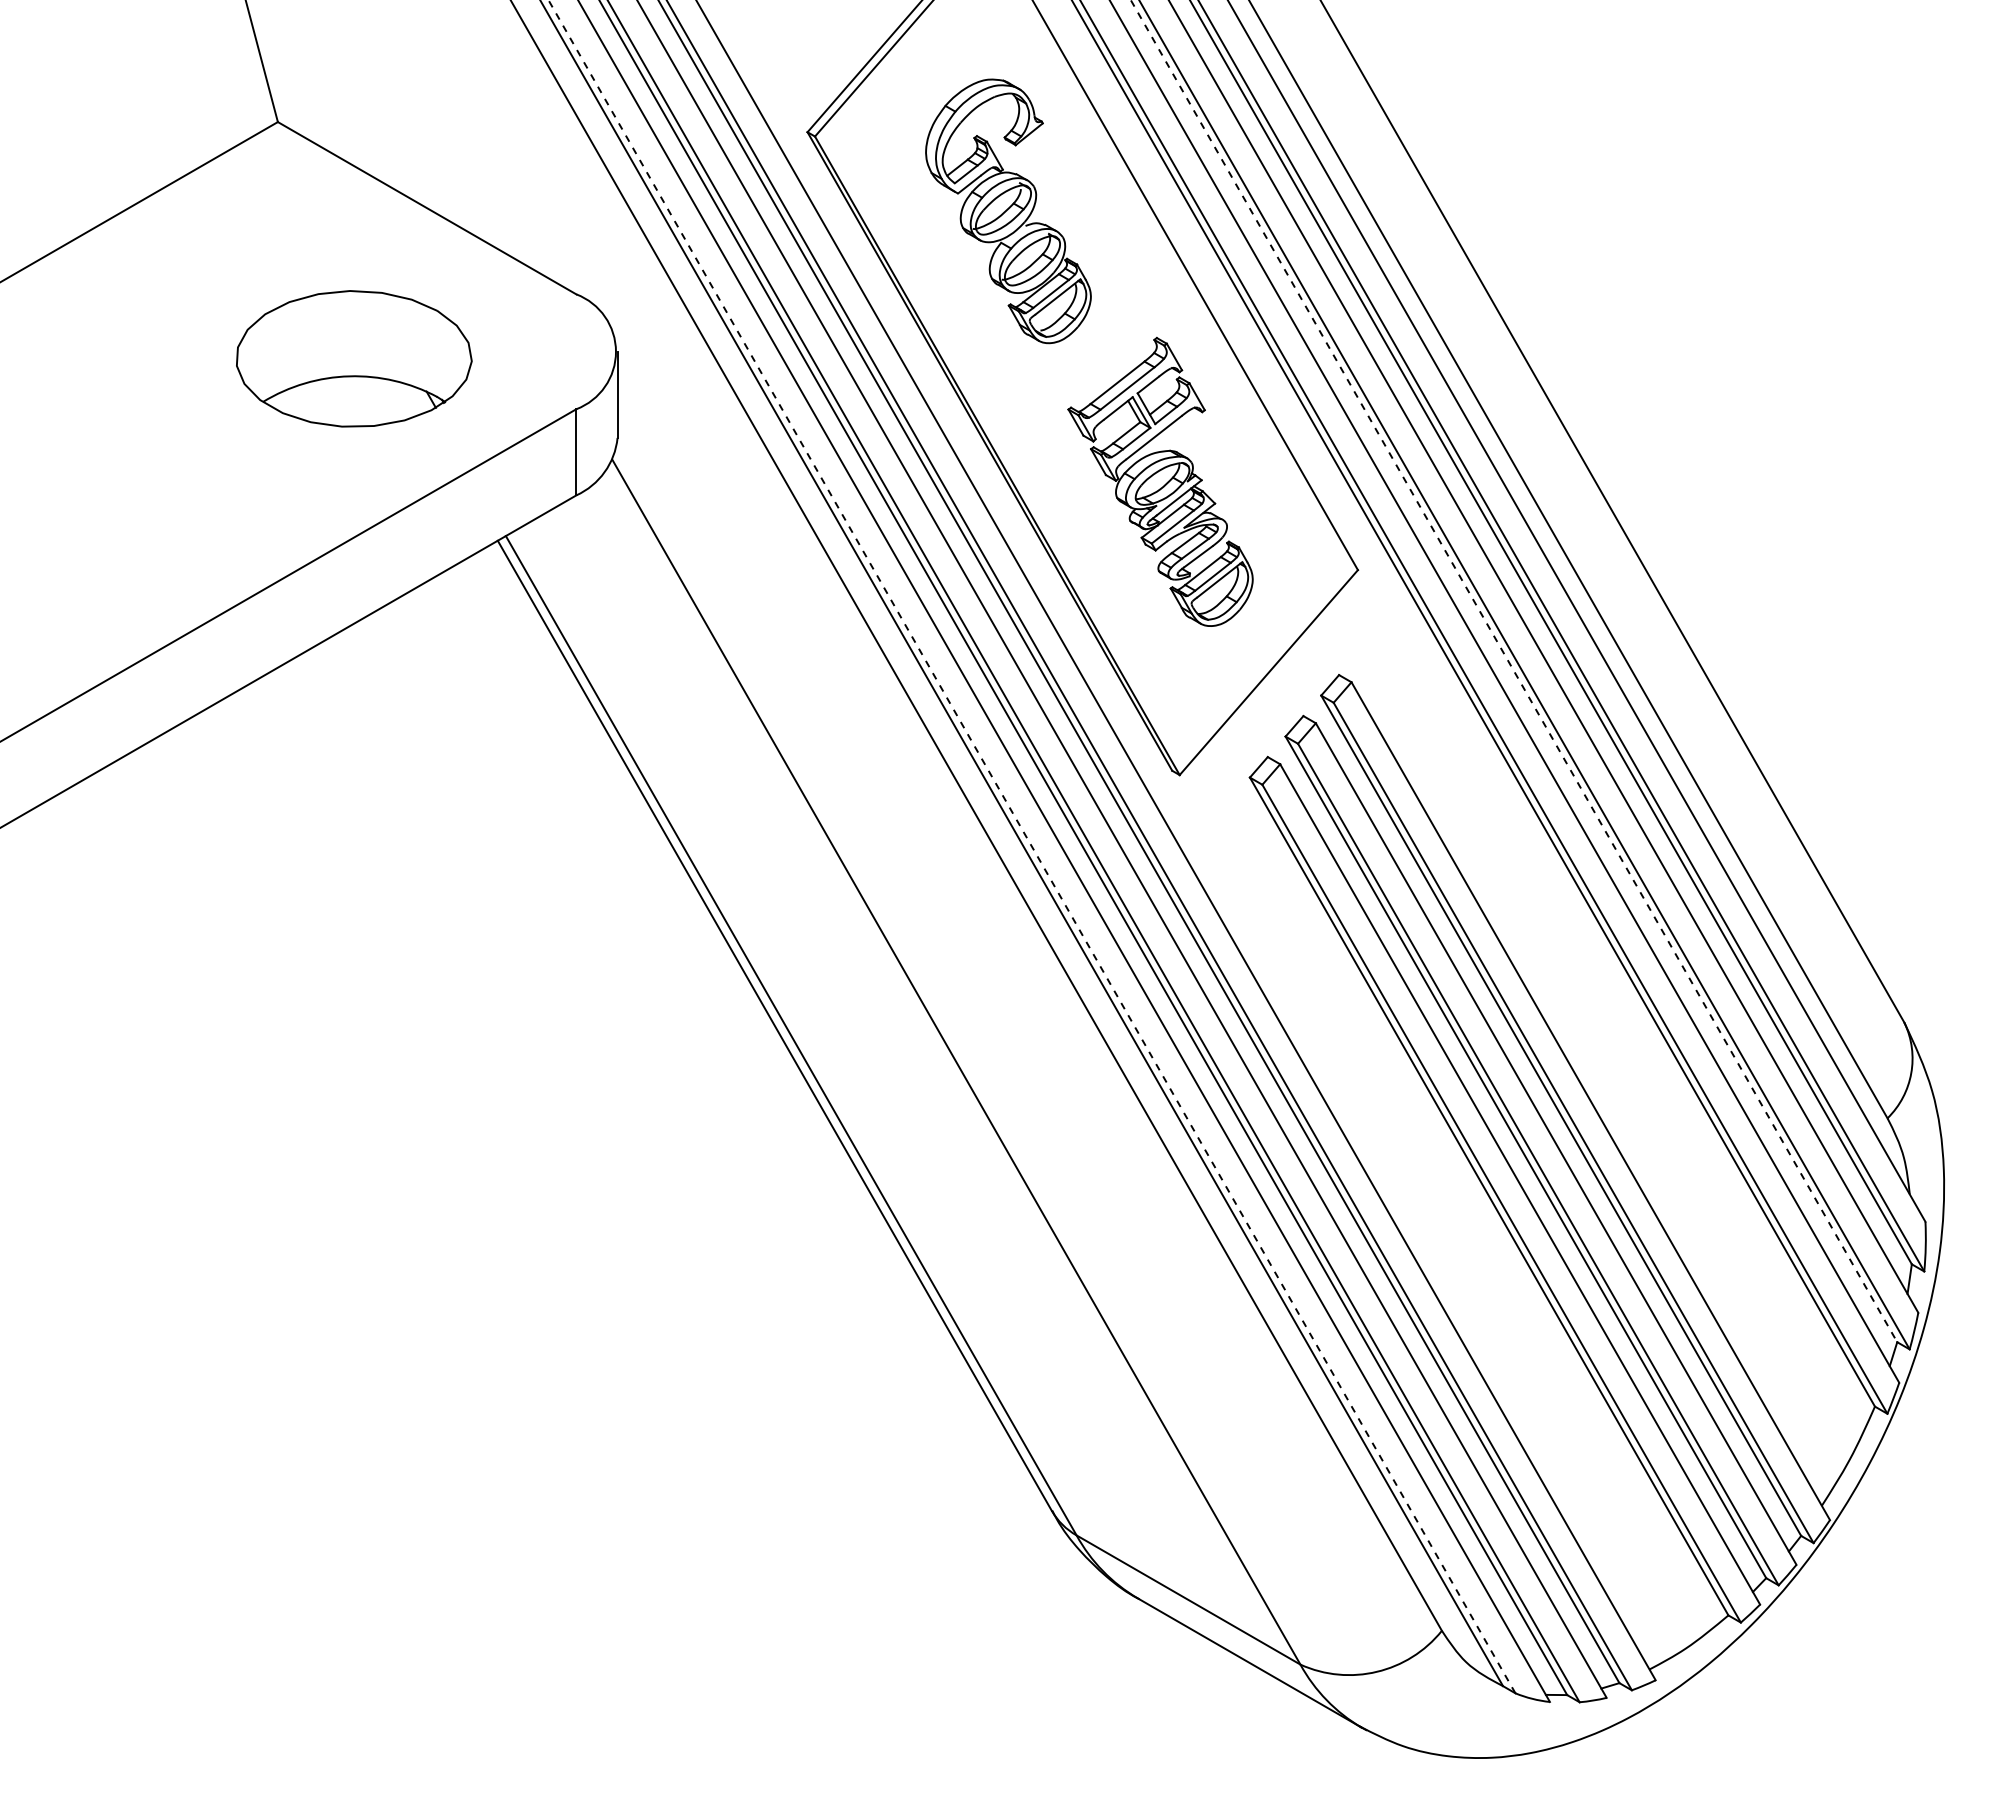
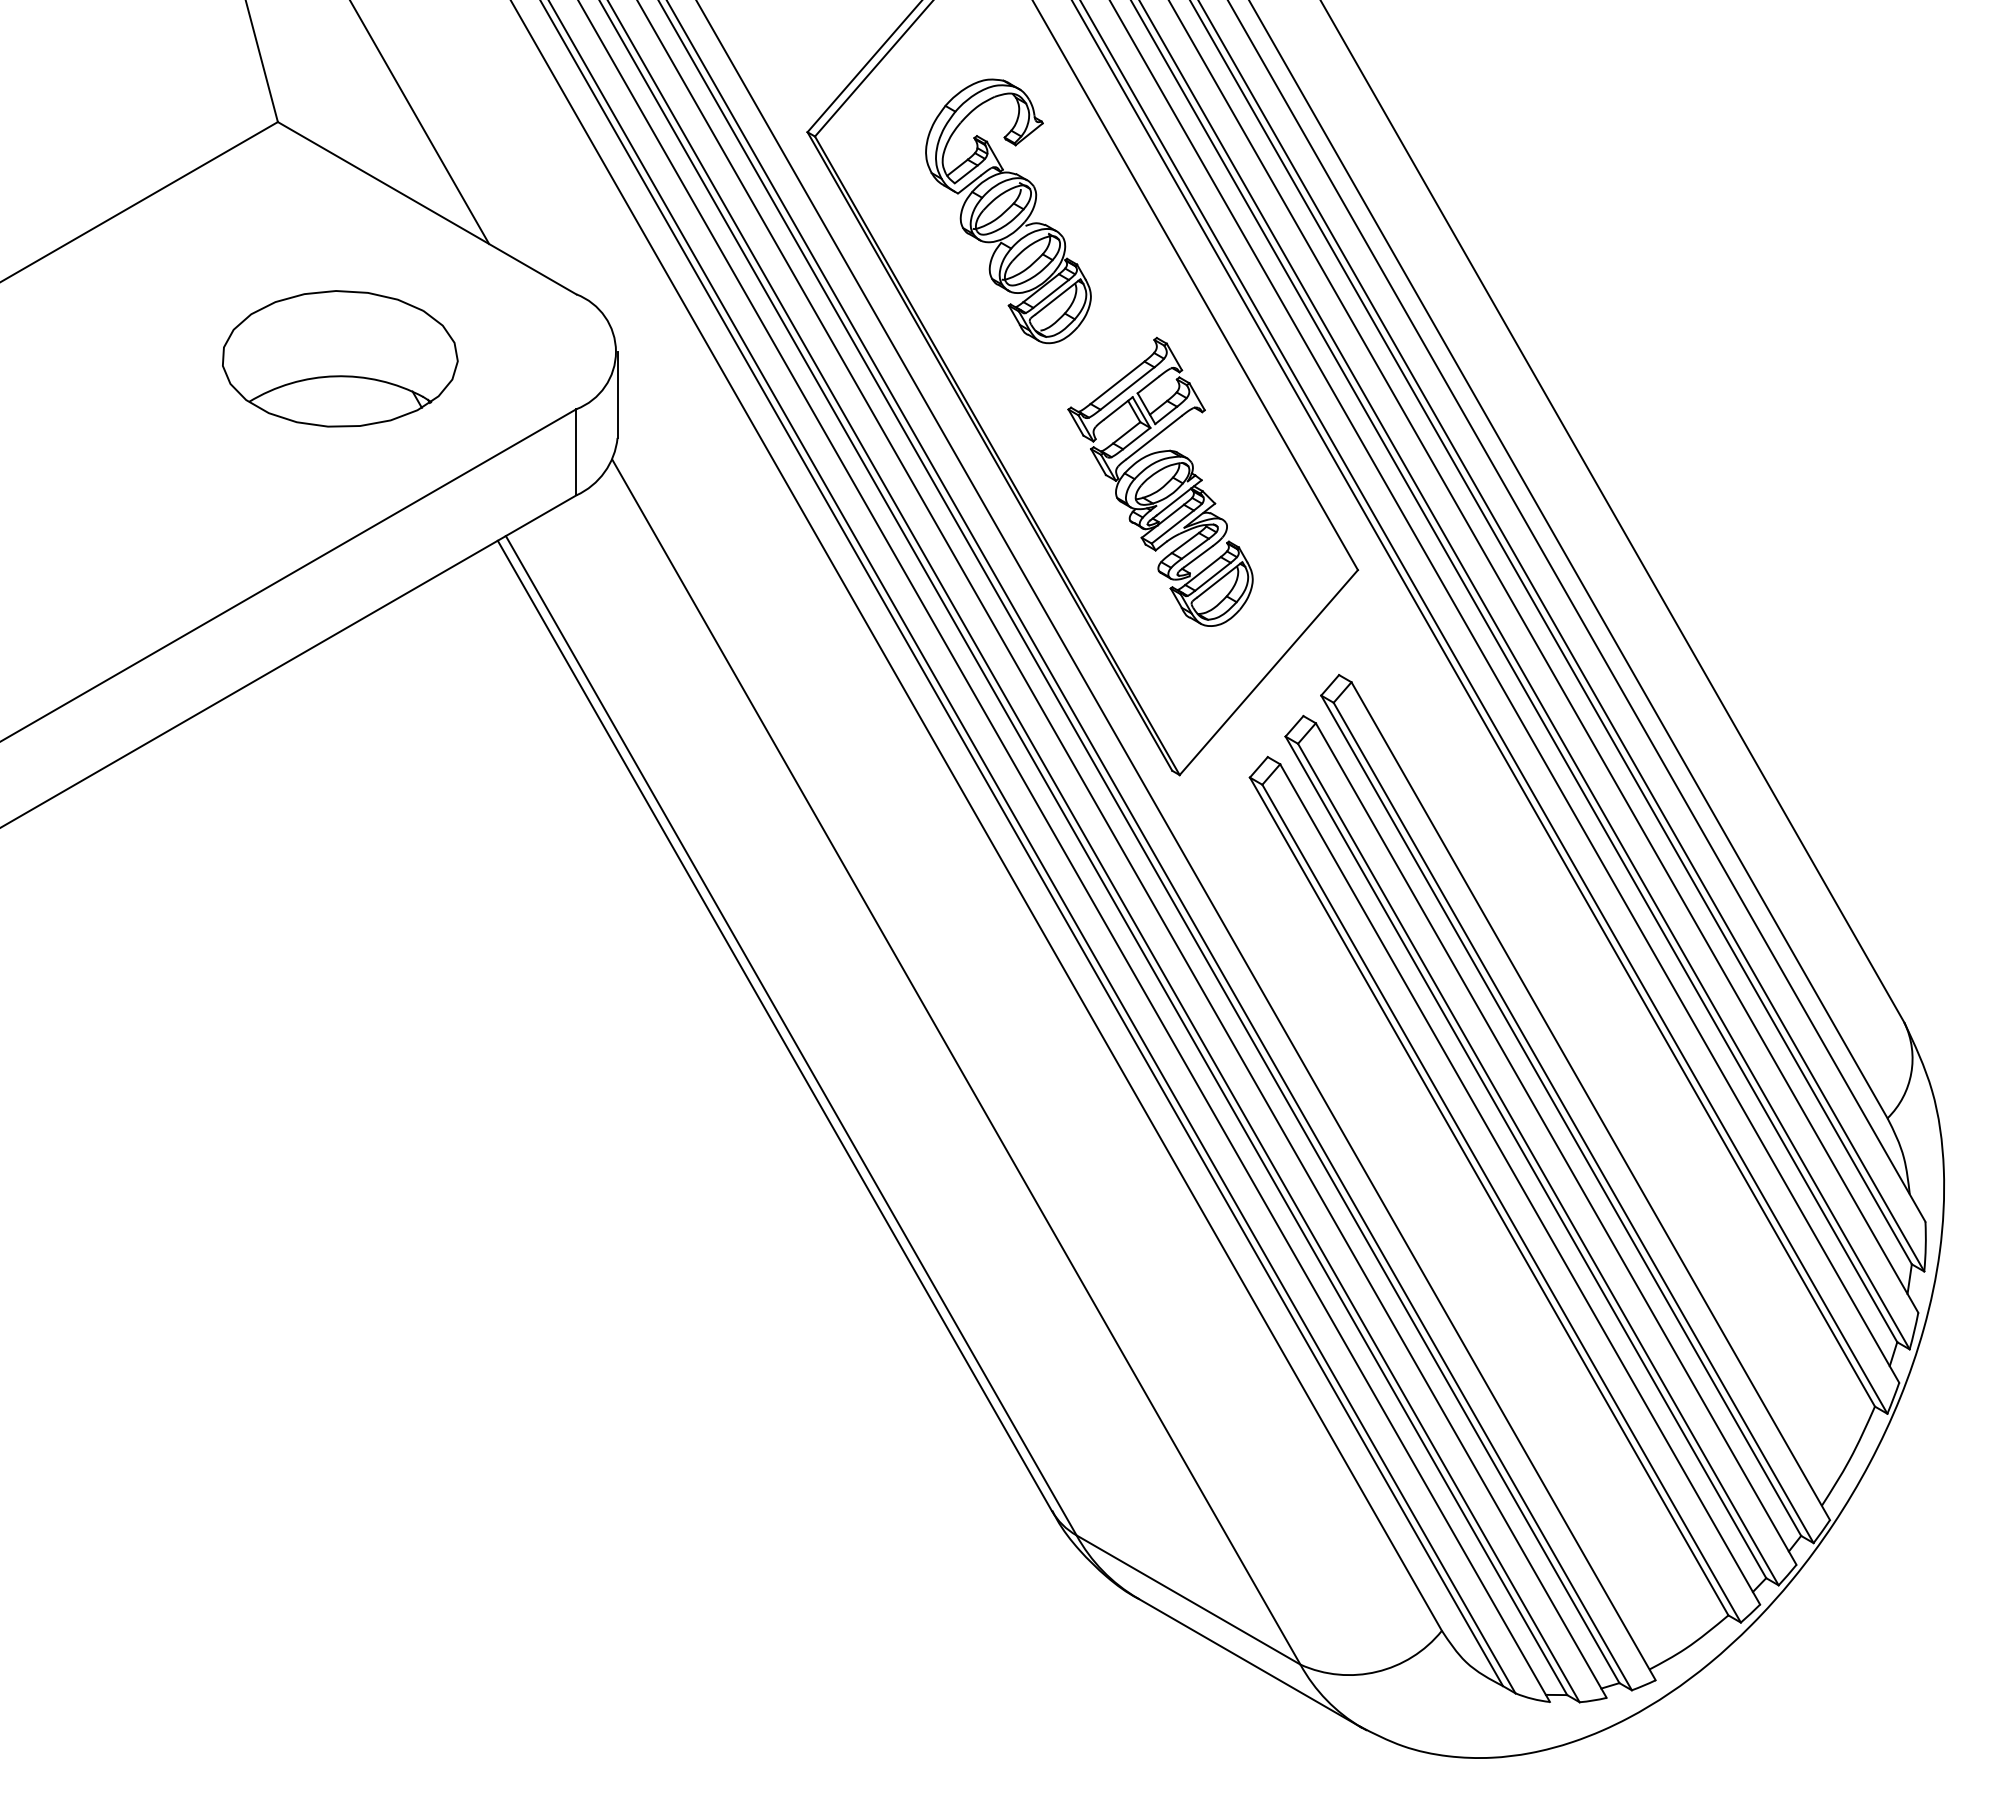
line: none -> present (419, 123)
part position: (354, 358) -> (340, 358) (340, 358)
line: dashed -> solid (1514, 671)
line: dashed -> solid (1032, 846)
